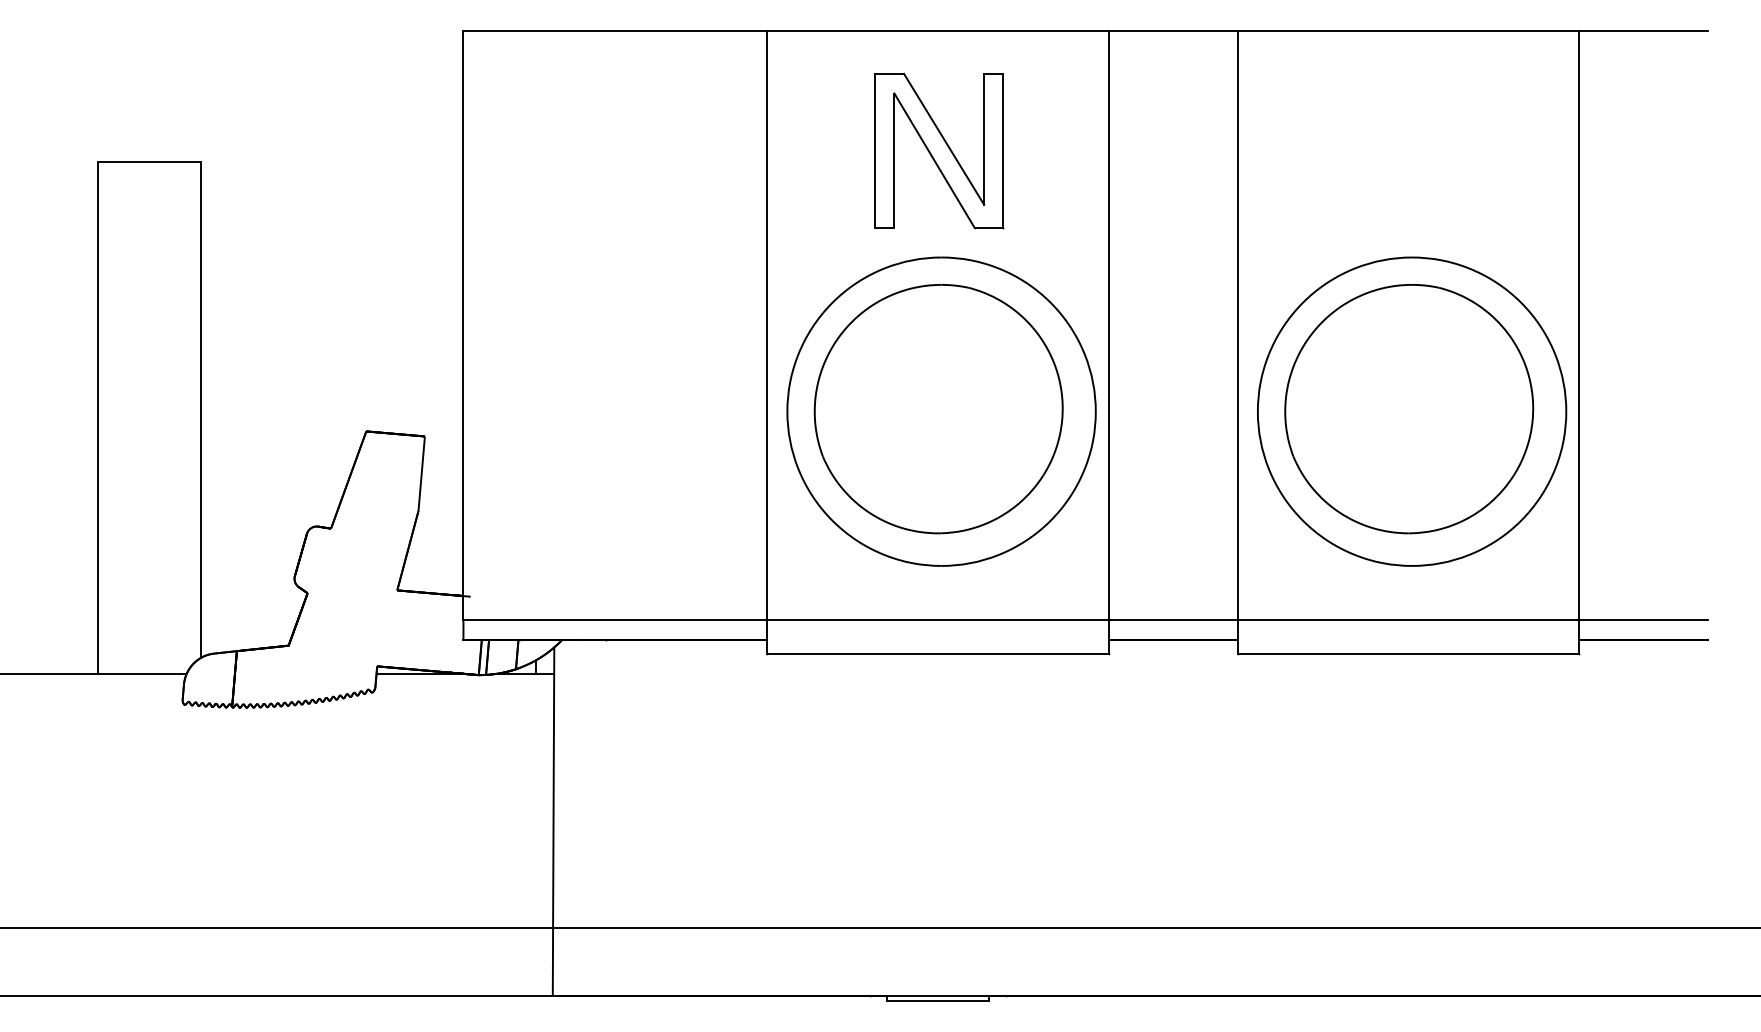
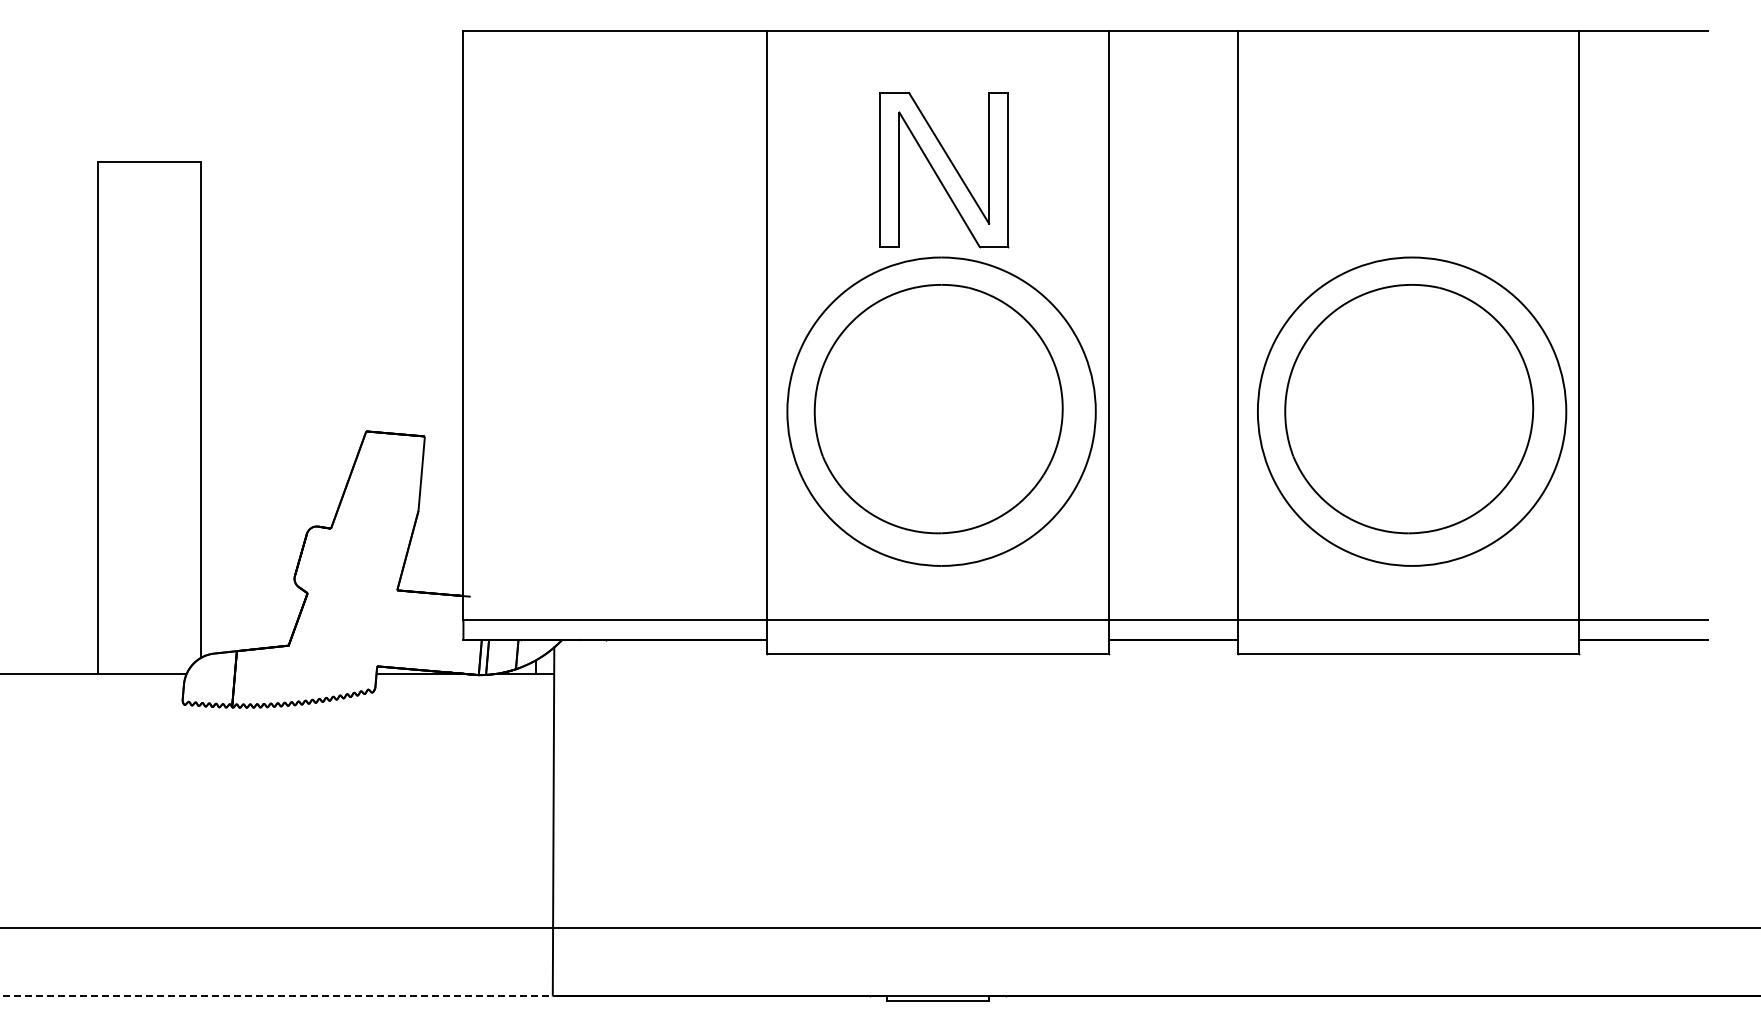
part position: (939, 150) -> (944, 169) (944, 169)
line: solid -> dashed (279, 996)
